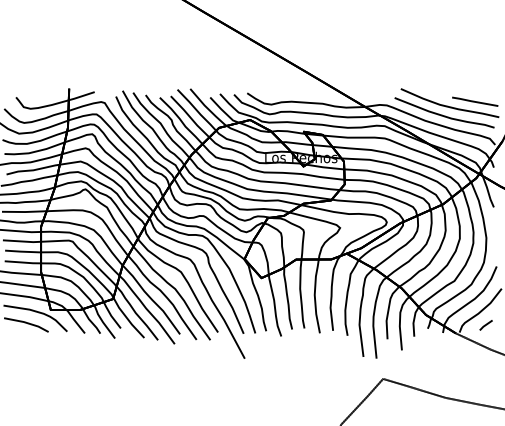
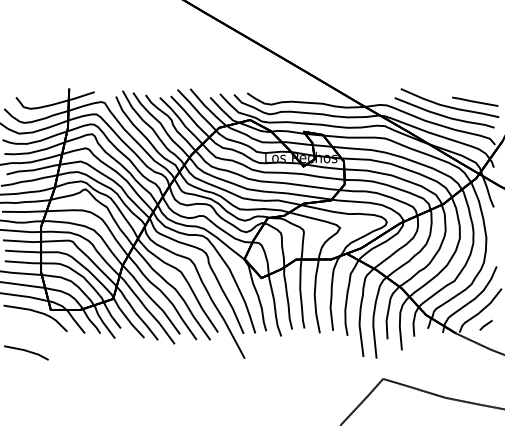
part position: (26, 324) -> (26, 352) (26, 352)
